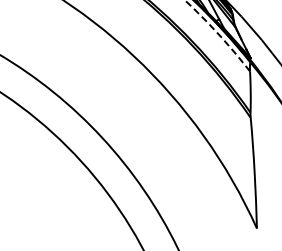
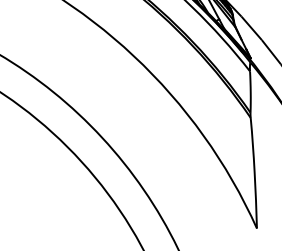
arc: dashed -> solid (218, 34)
